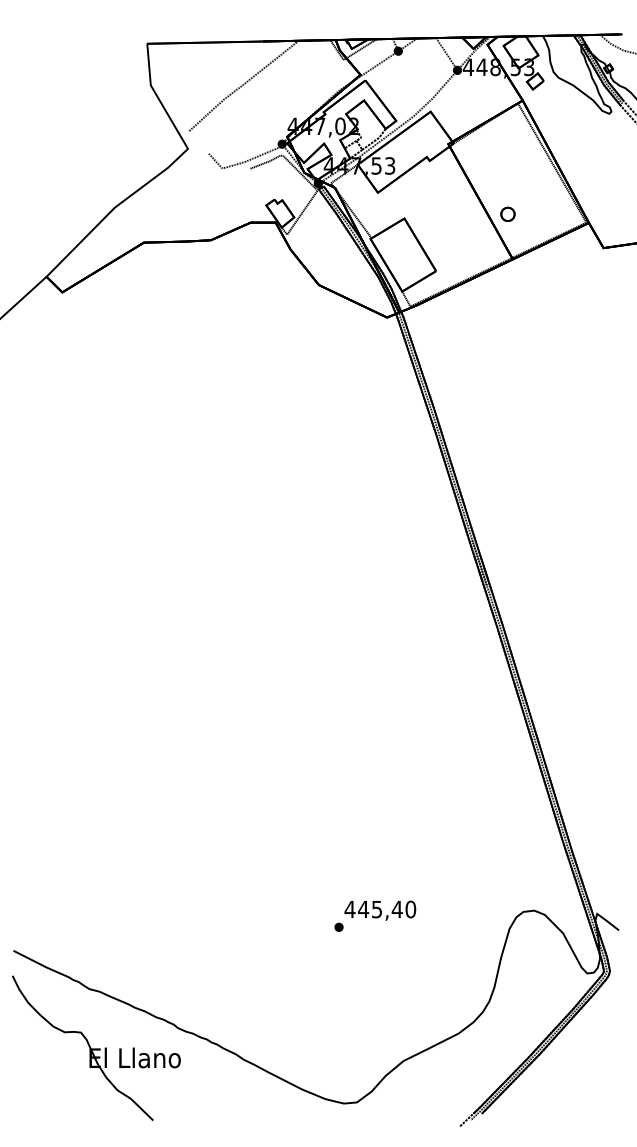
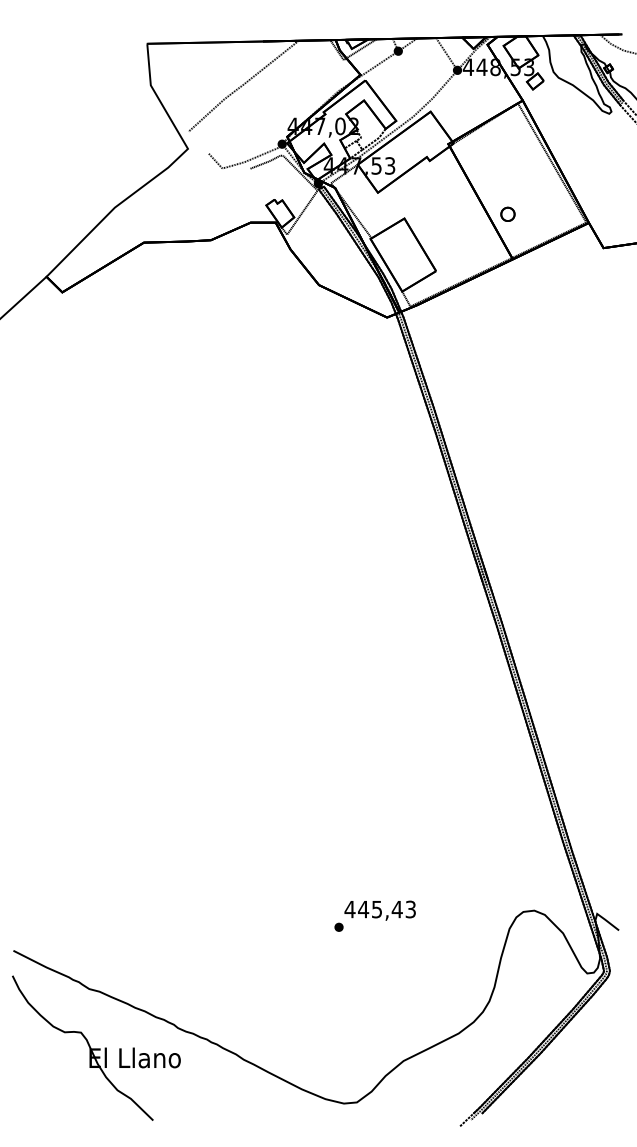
text: 445,40 -> 445,43 (410, 909)
